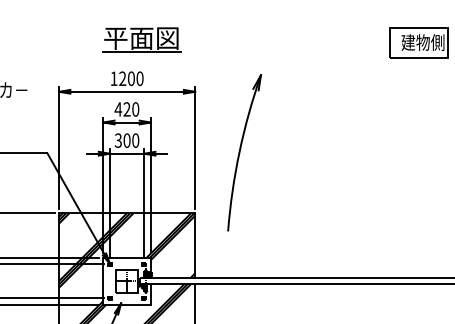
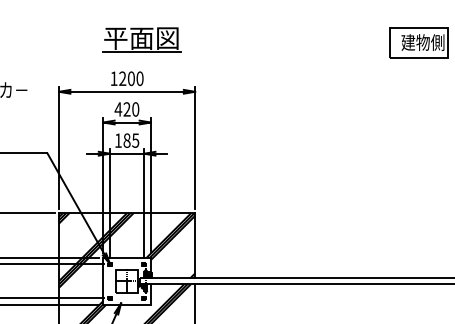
text: 300 -> 185 (126, 140)
part: present -> none (244, 152)
